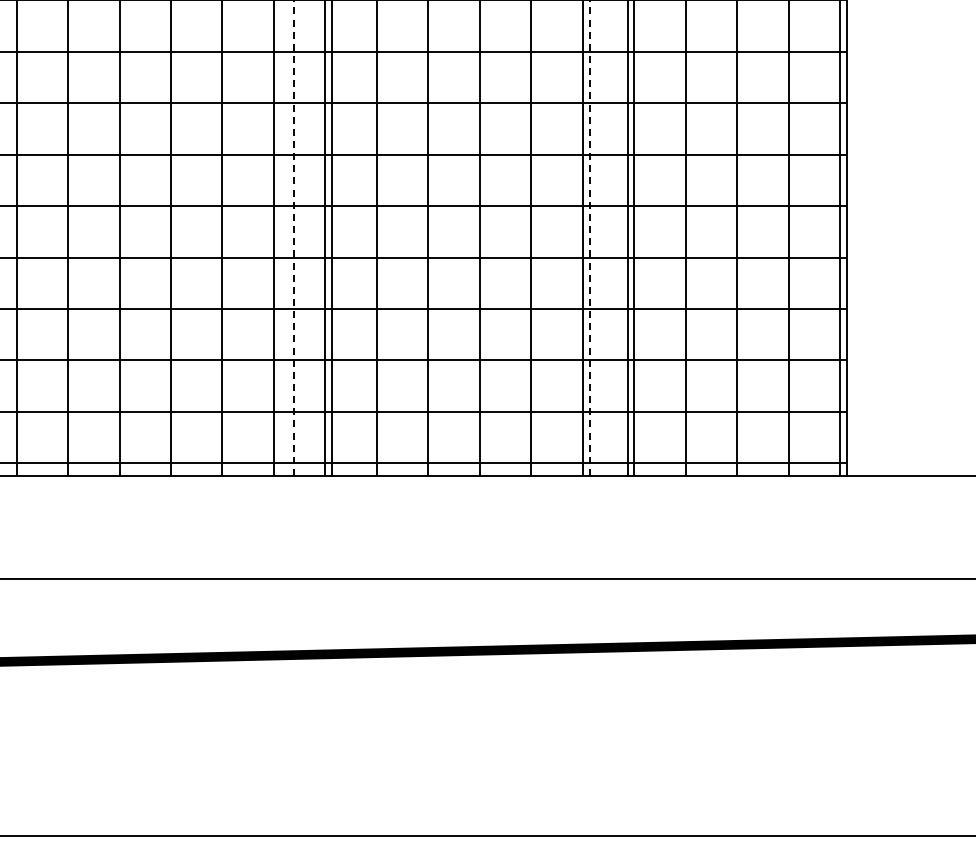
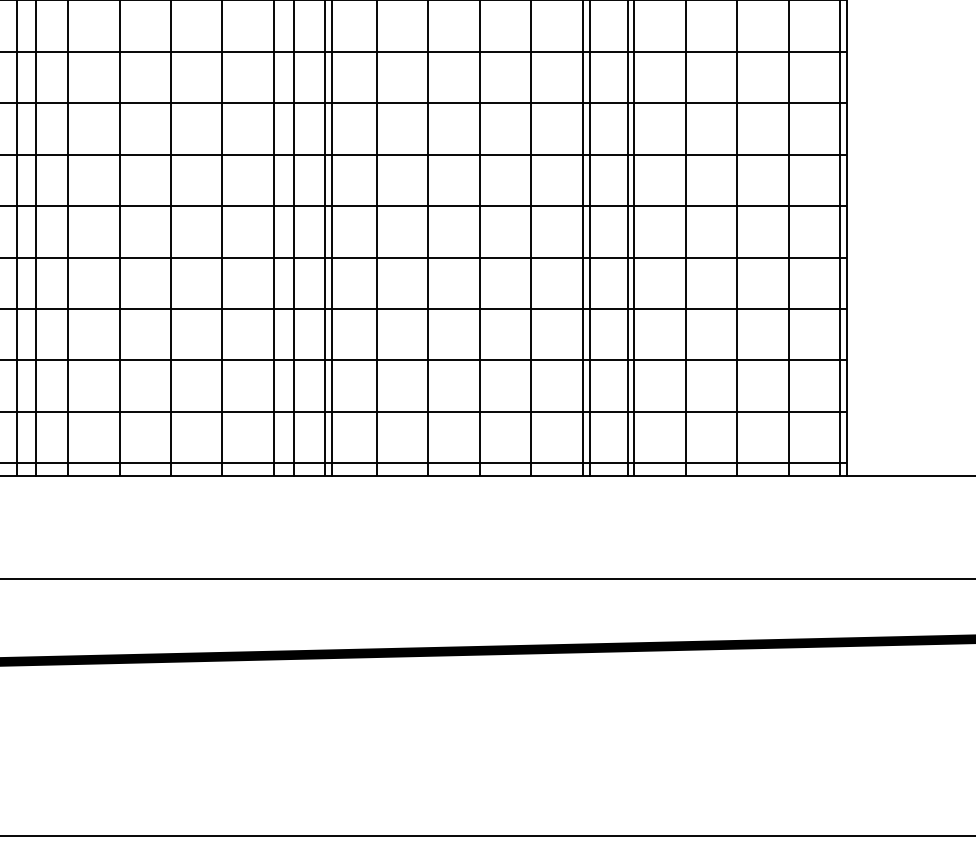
line: dashed -> solid (293, 238)
line: dashed -> solid (589, 238)
line: none -> present (36, 239)
